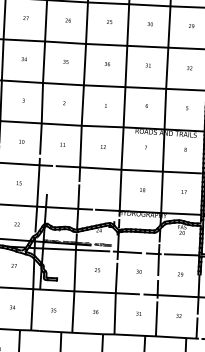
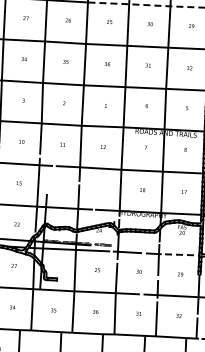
line: solid -> dashed (146, 5)
line: solid -> dashed (182, 254)
